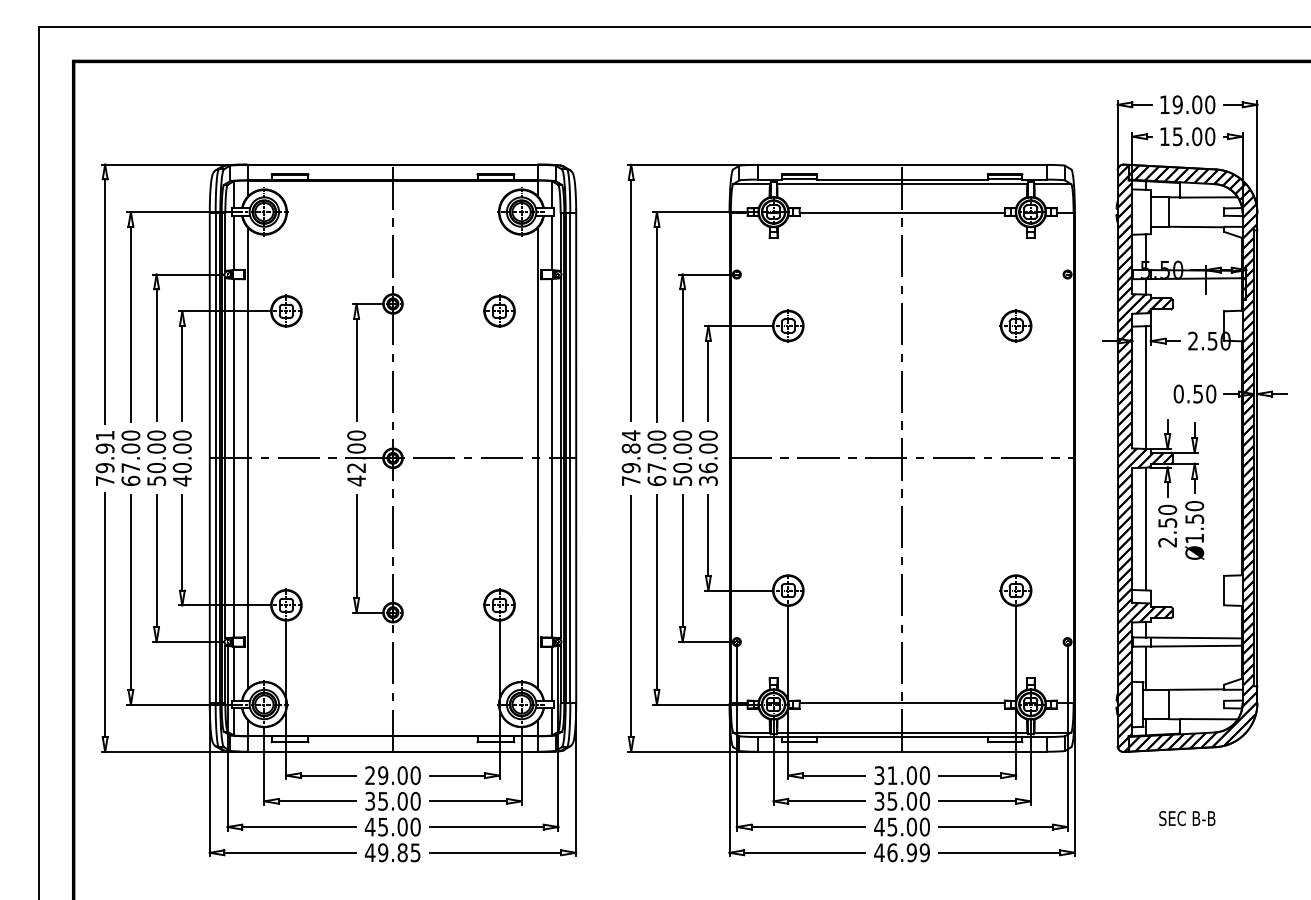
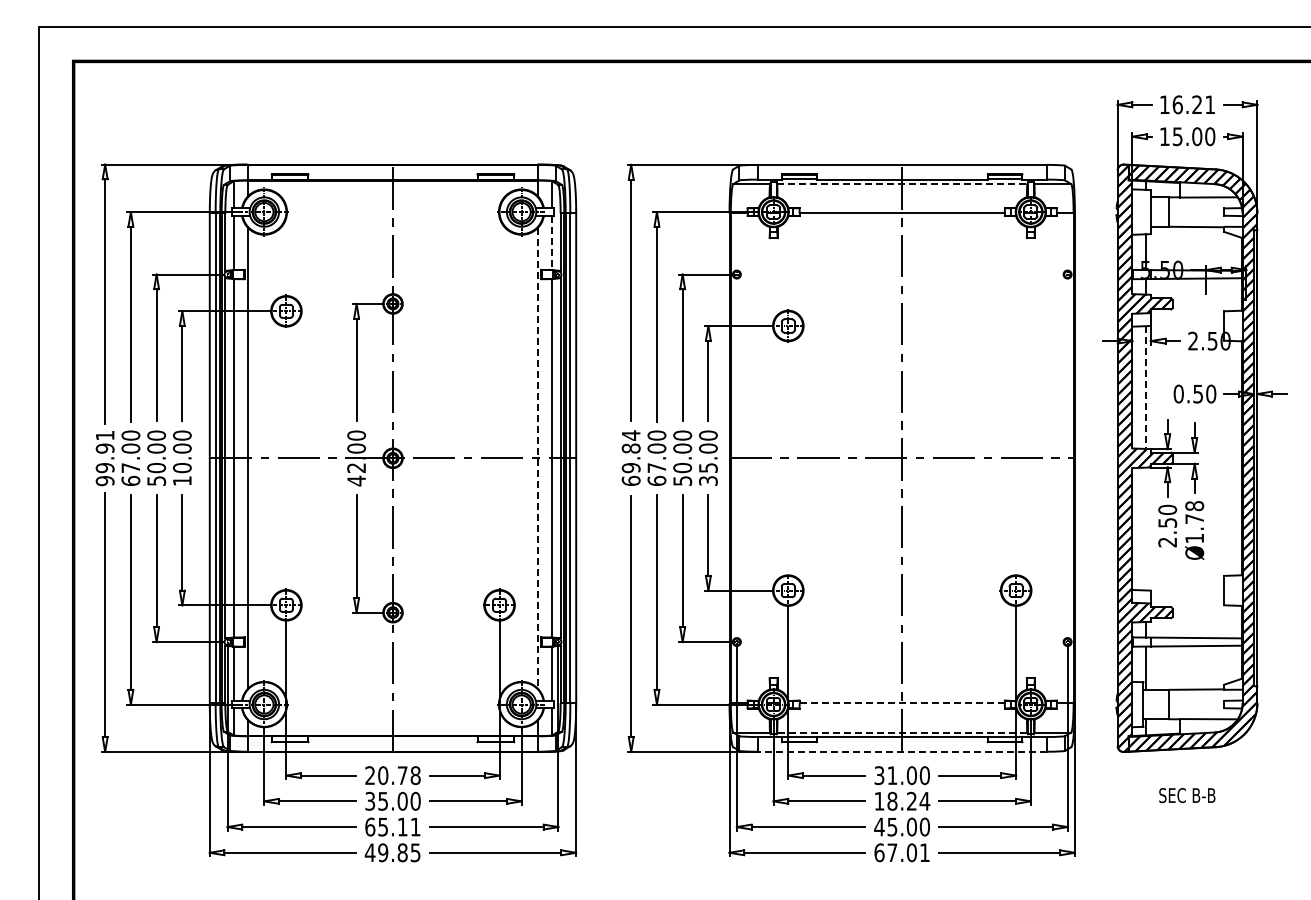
text: 19.00 -> 16.21 (1193, 104)
line: solid -> dashed (902, 184)
line: solid -> dashed (552, 243)
part: present -> none (499, 310)
part: present -> none (1015, 325)
line: solid -> dashed (1145, 388)
line: solid -> dashed (537, 458)
text: 36.00 -> 35.00 (708, 467)
text: 40.00 -> 10.00 (182, 480)
text: 79.84 -> 69.84 (630, 480)
text: 79.91 -> 99.91 (104, 481)
text: Ø1.50 -> Ø1.78 (1194, 512)
line: present -> none (1145, 528)
line: solid -> dashed (902, 703)
line: solid -> dashed (901, 732)
line: solid -> dashed (902, 751)
text: 29.00 -> 20.78 (399, 775)
text: 35.00 -> 18.24 (902, 800)
text position: (1187, 818) -> (1187, 795) (1187, 795)
text: 45.00 -> 65.11 (392, 826)
text: 46.99 -> 67.01 (901, 852)
